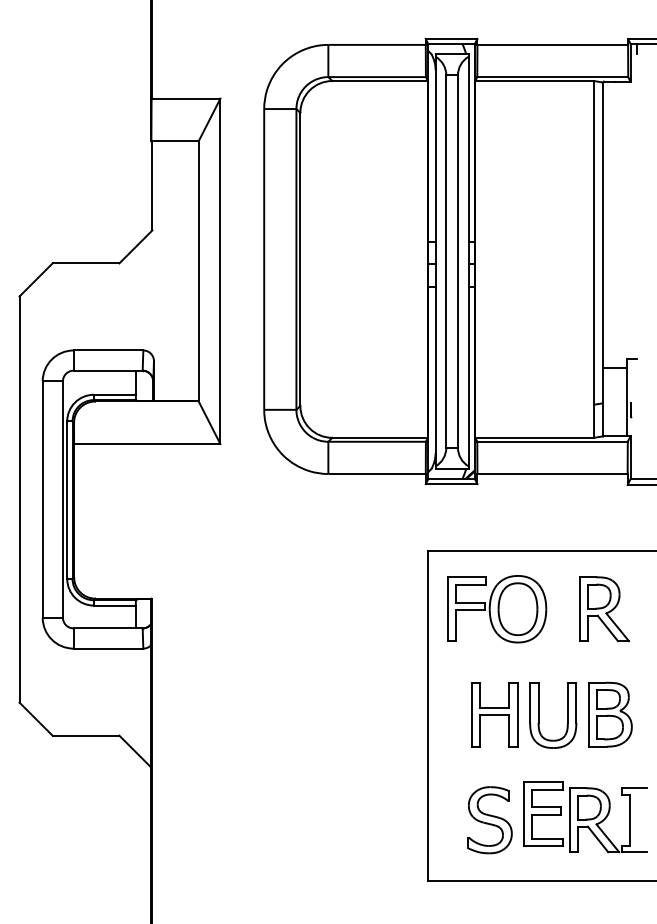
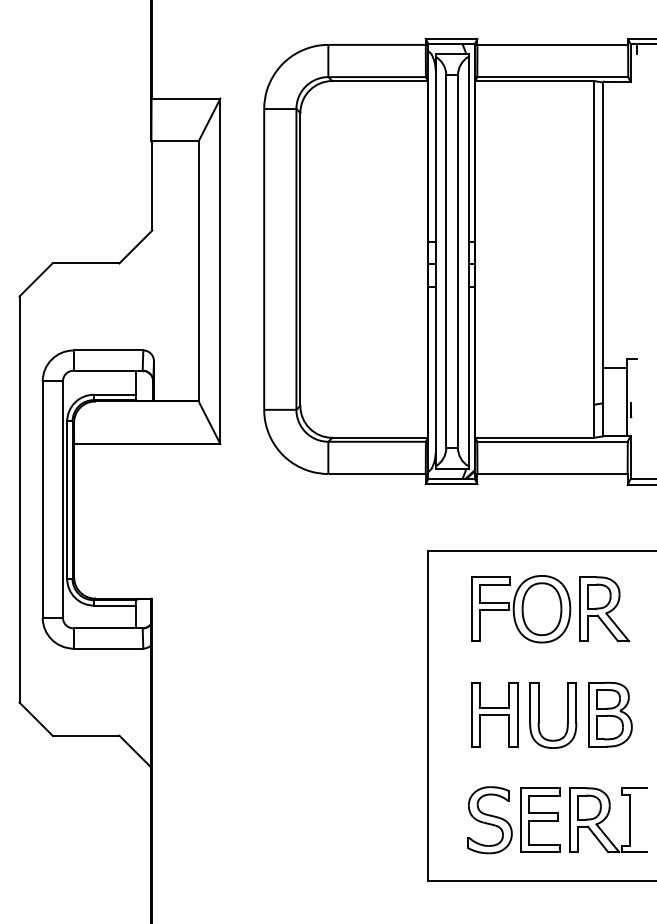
part position: (497, 609) -> (521, 609) (521, 609)
part position: (543, 813) -> (540, 819) (540, 819)
